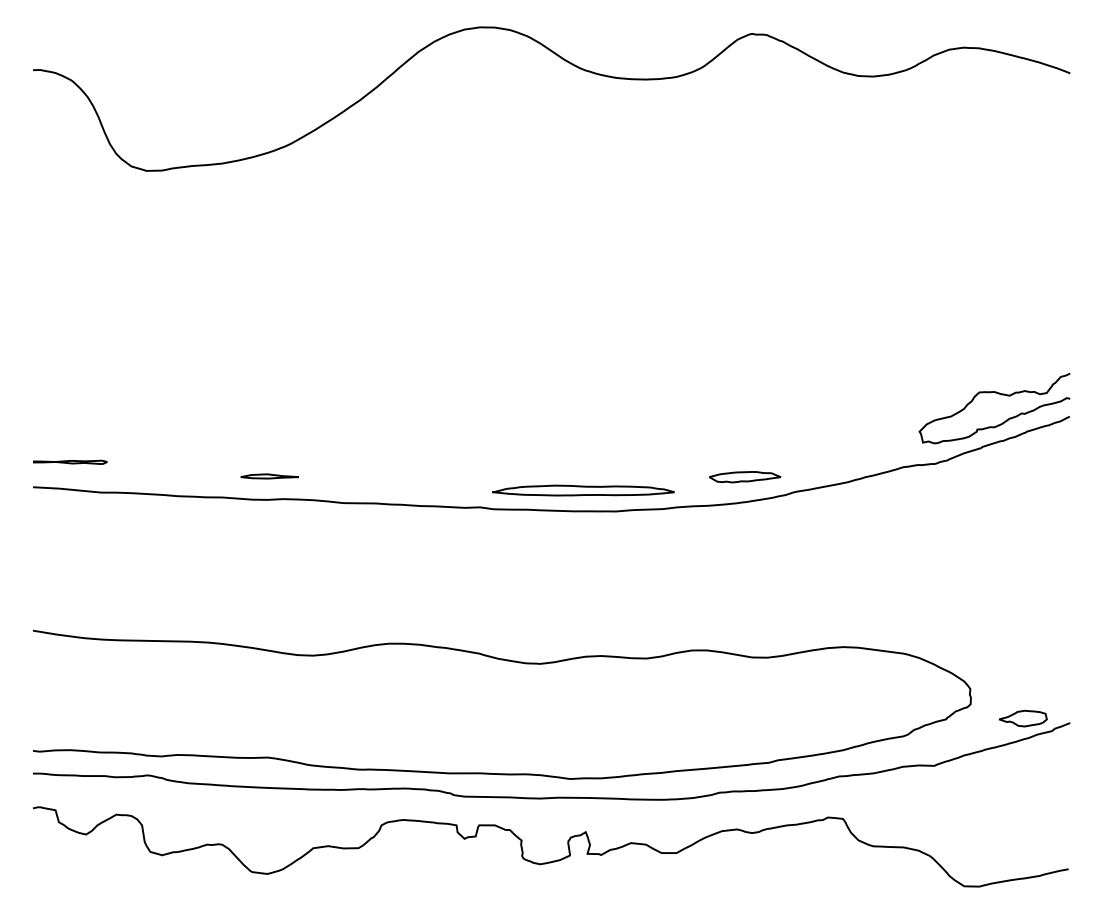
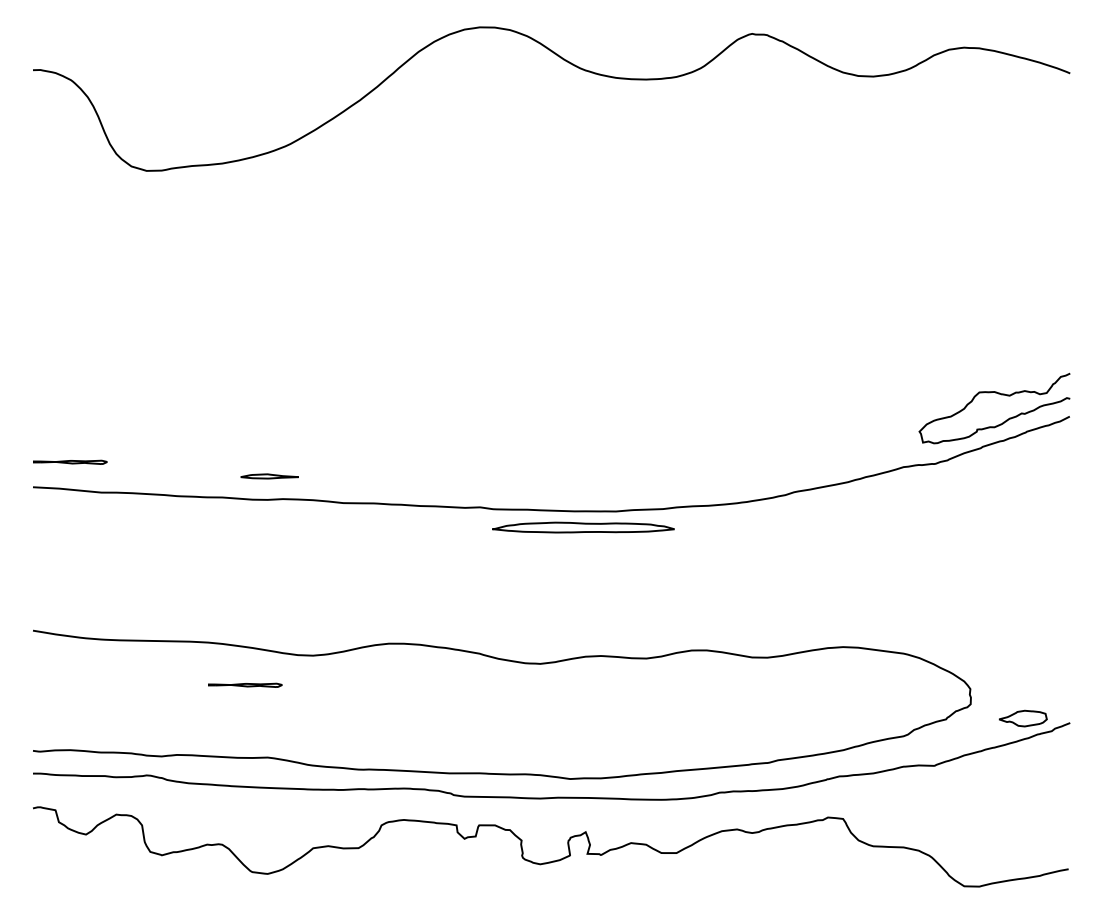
part: present -> none (745, 477)
part position: (583, 490) -> (583, 527) (583, 527)
part: none -> present (245, 684)
